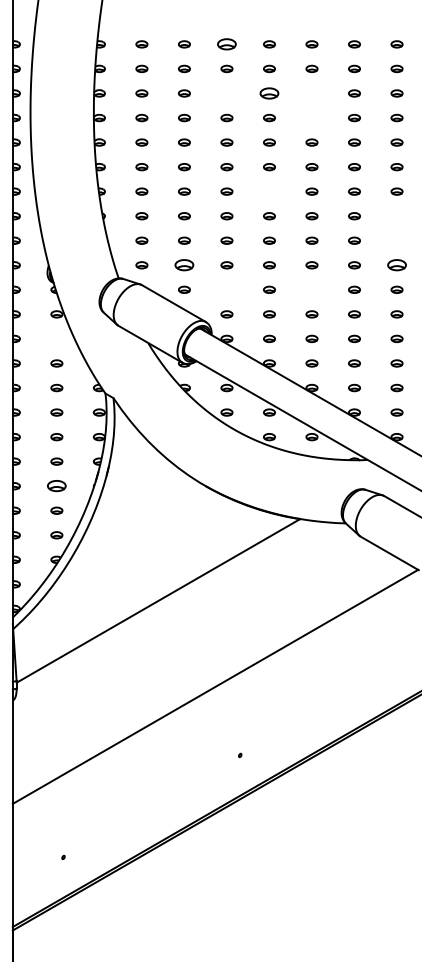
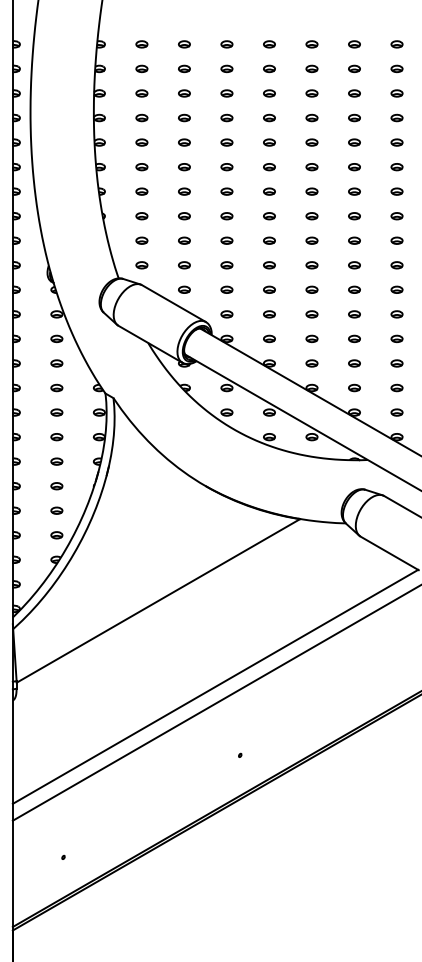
part size: 20x13 px -> 14x9 px (226, 44)
part: none -> present (226, 93)
part size: 21x13 px -> 13x9 px (269, 93)
part: none -> present (311, 93)
part: none -> present (311, 117)
part: none -> present (269, 191)
part: none -> present (396, 216)
part: none -> present (396, 240)
part size: 21x13 px -> 13x9 px (184, 265)
part size: 20x13 px -> 14x9 px (396, 265)
part: none -> present (226, 289)
part: none -> present (311, 289)
part: none -> present (56, 338)
part size: 20x13 px -> 14x9 px (56, 486)
line: none -> present (215, 703)
